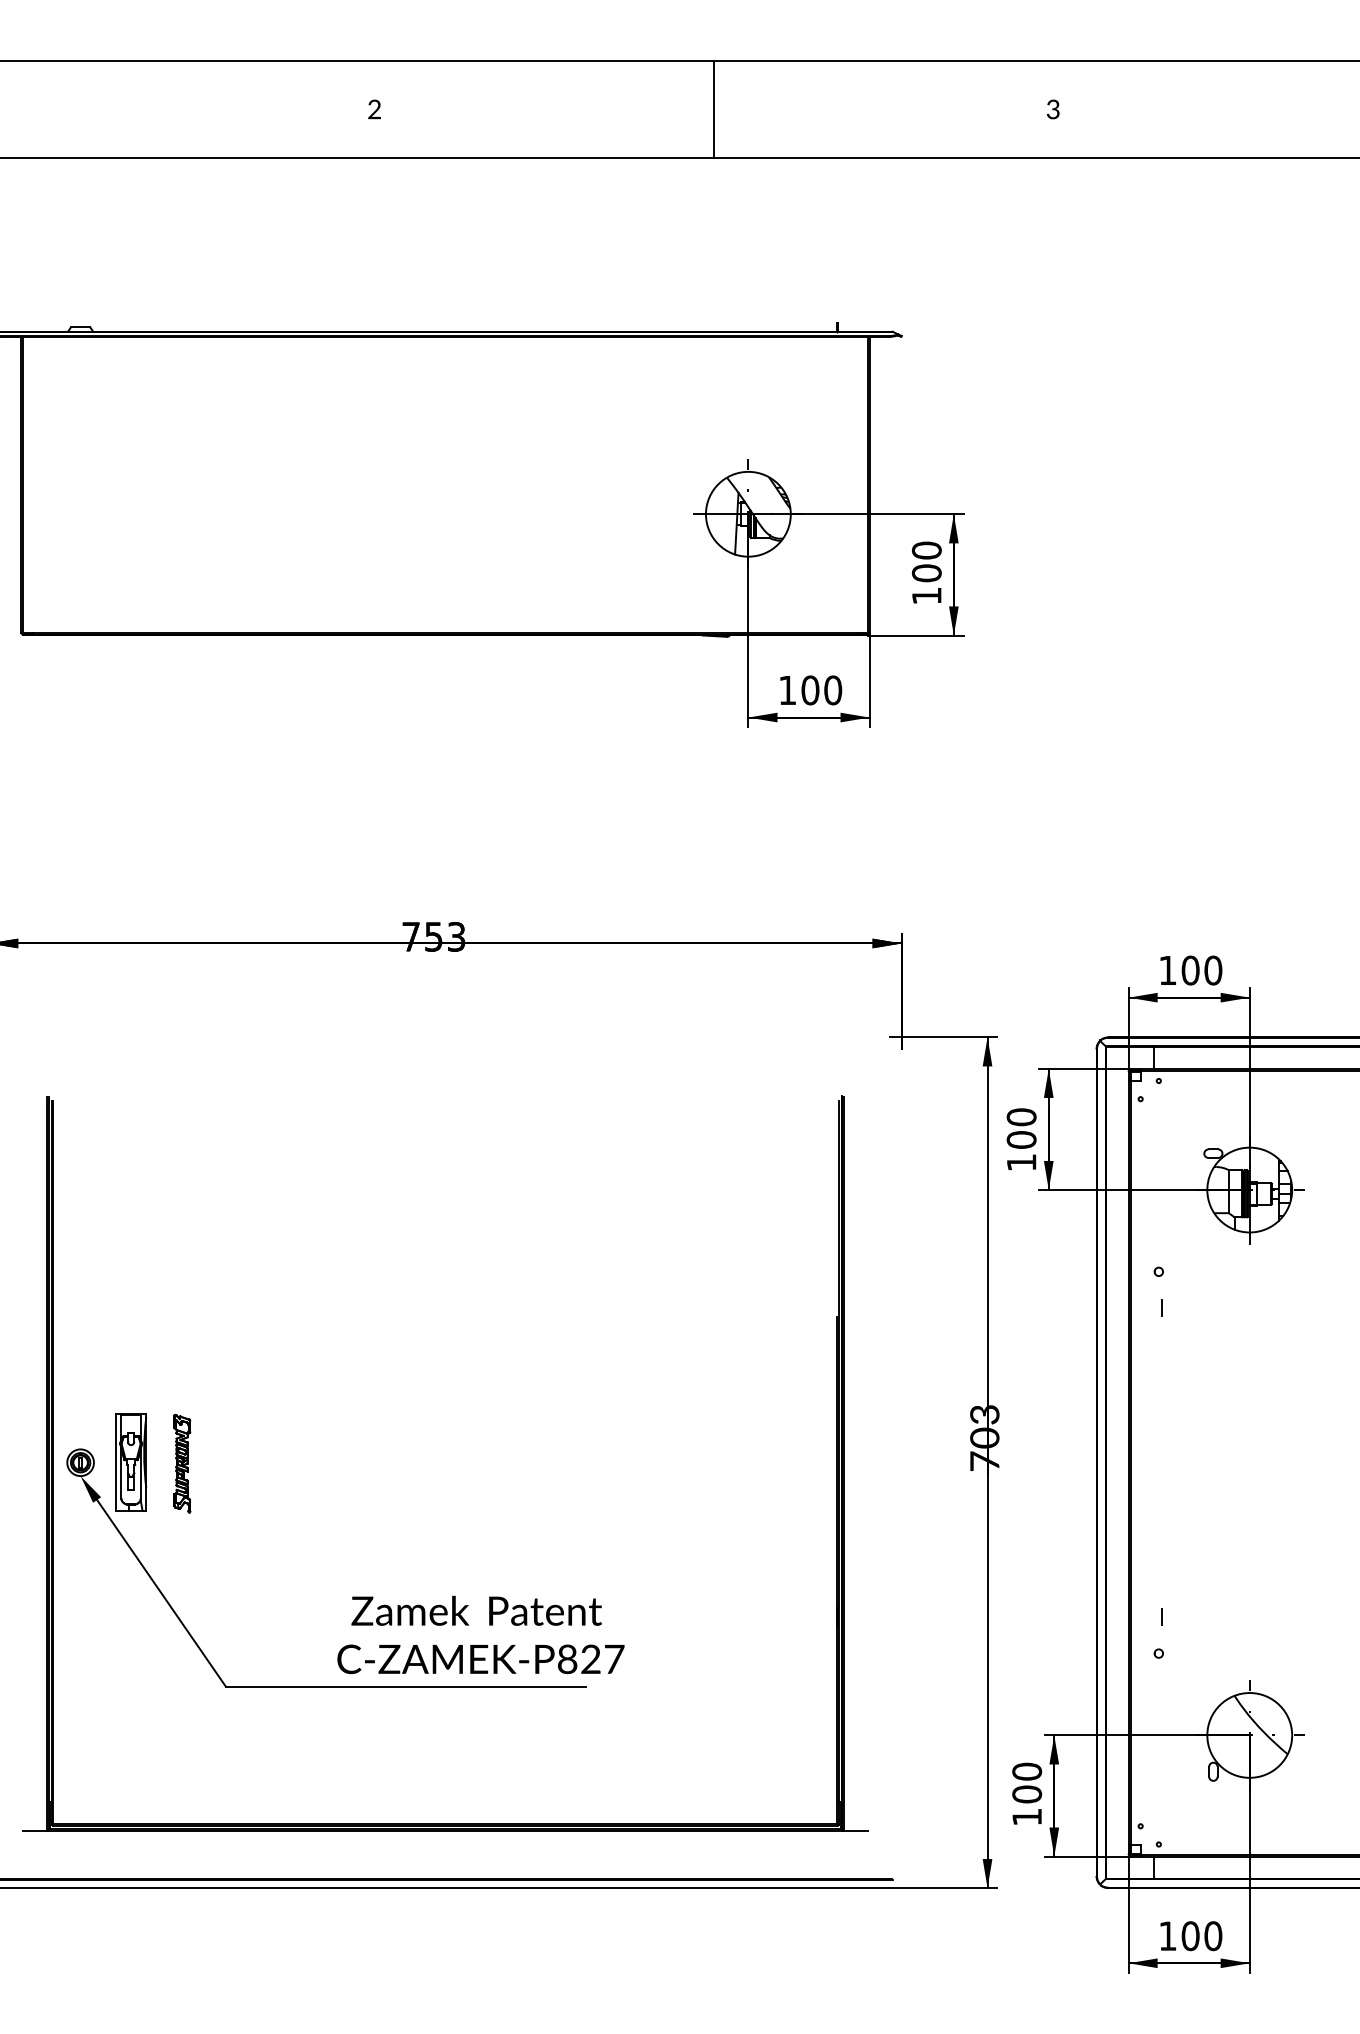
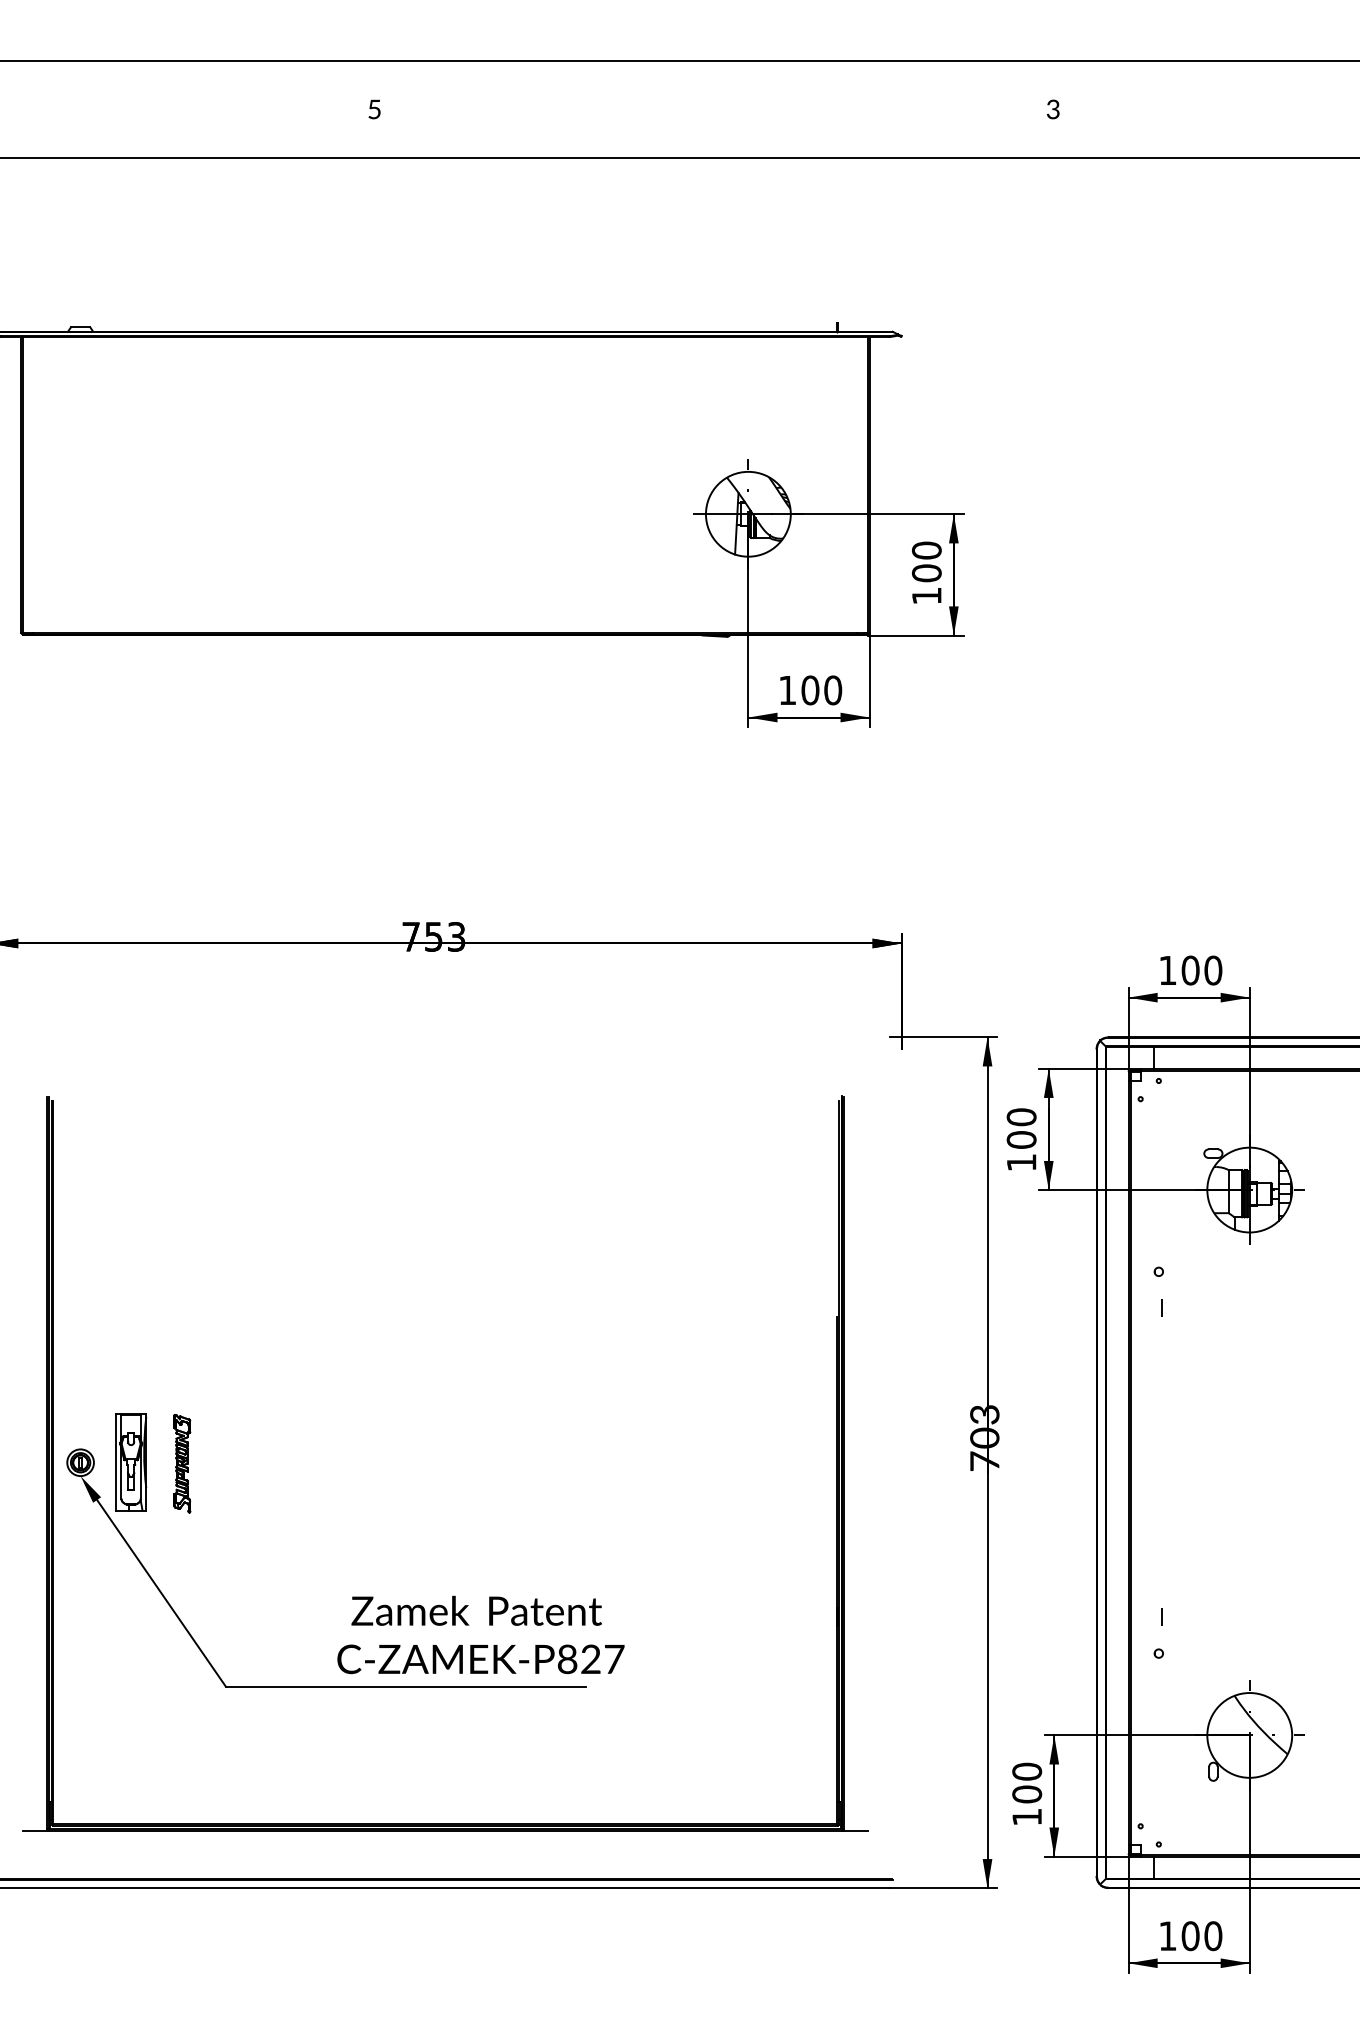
text: 2 -> 5 (374, 109)
line: present -> none (713, 109)
